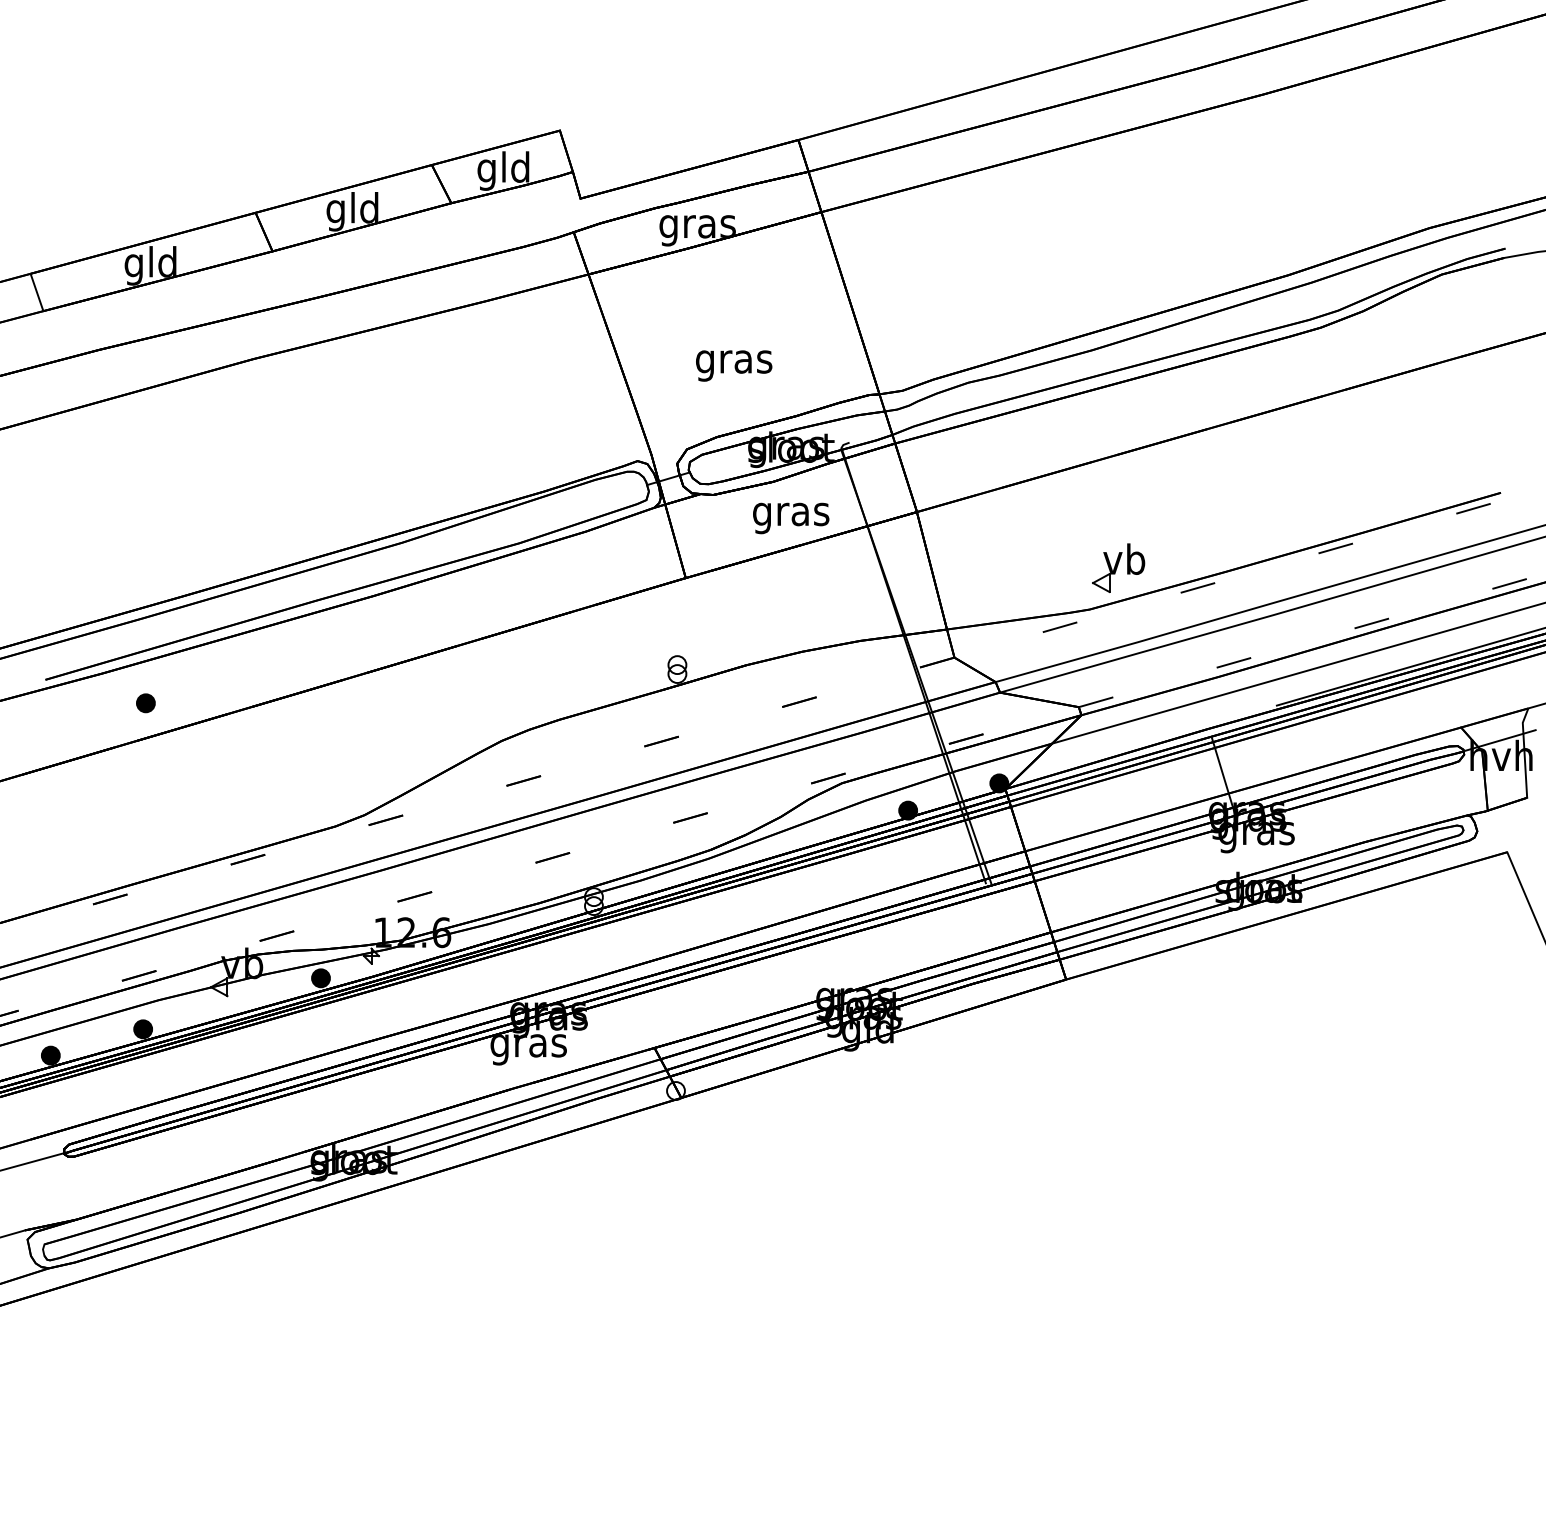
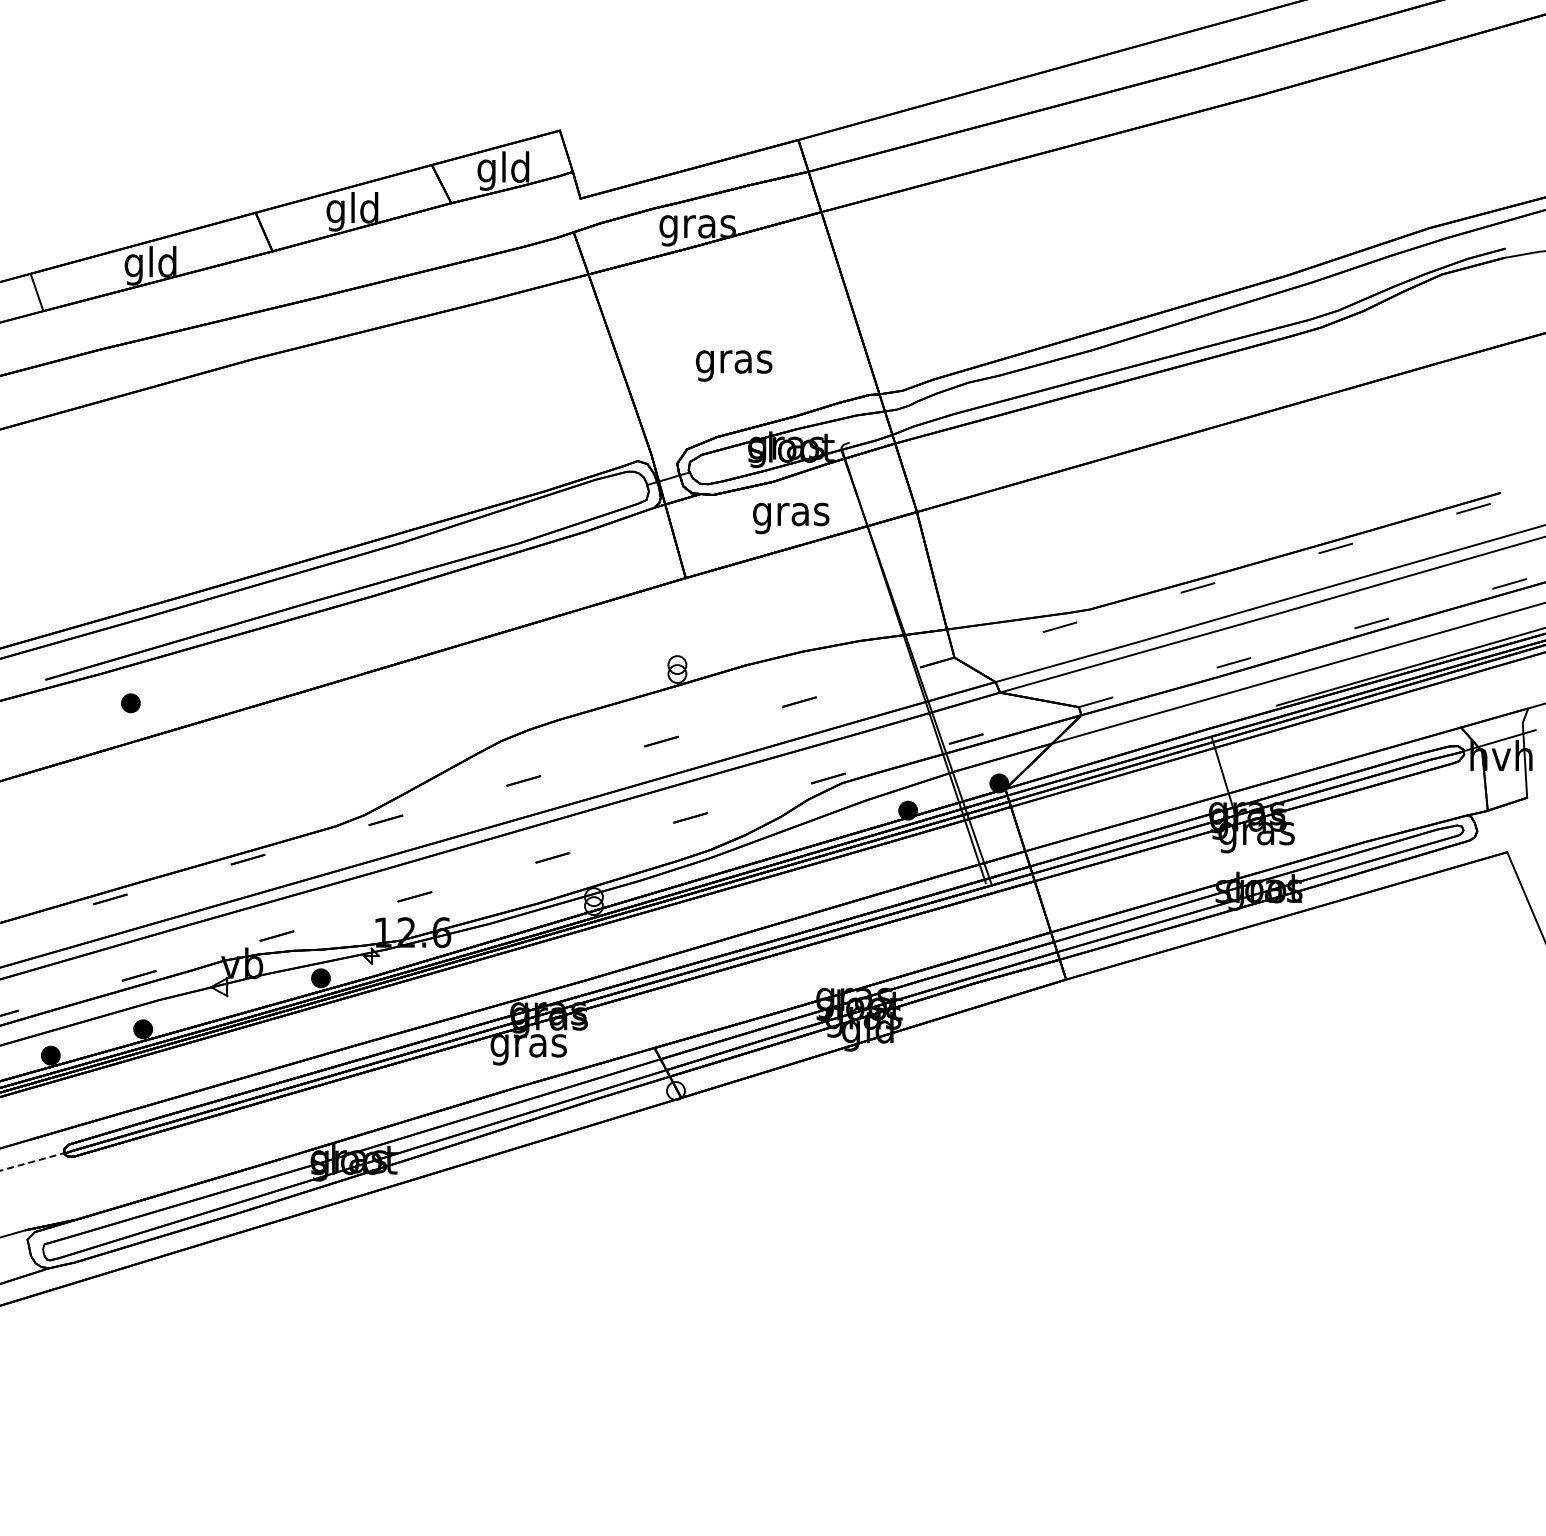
part: present -> none (1118, 567)
part position: (145, 703) -> (130, 703) (130, 703)
line: solid -> dashed (36, 1160)
